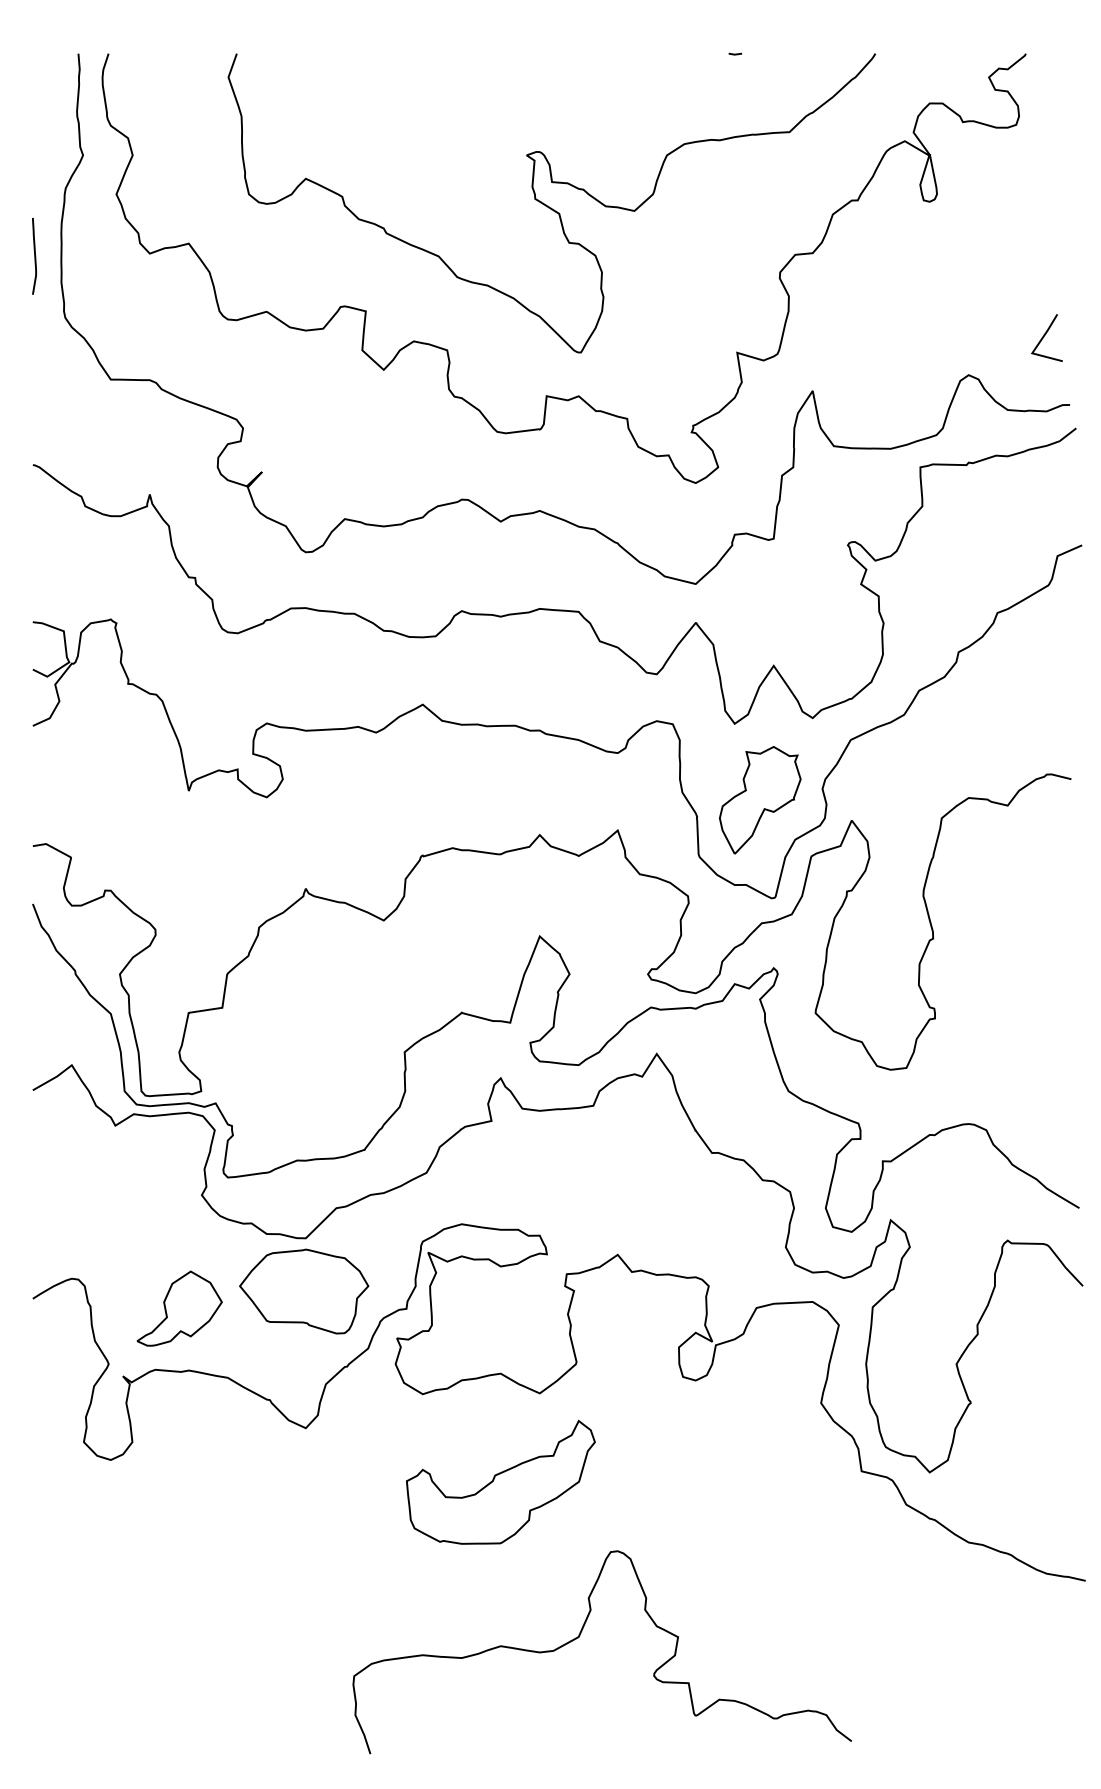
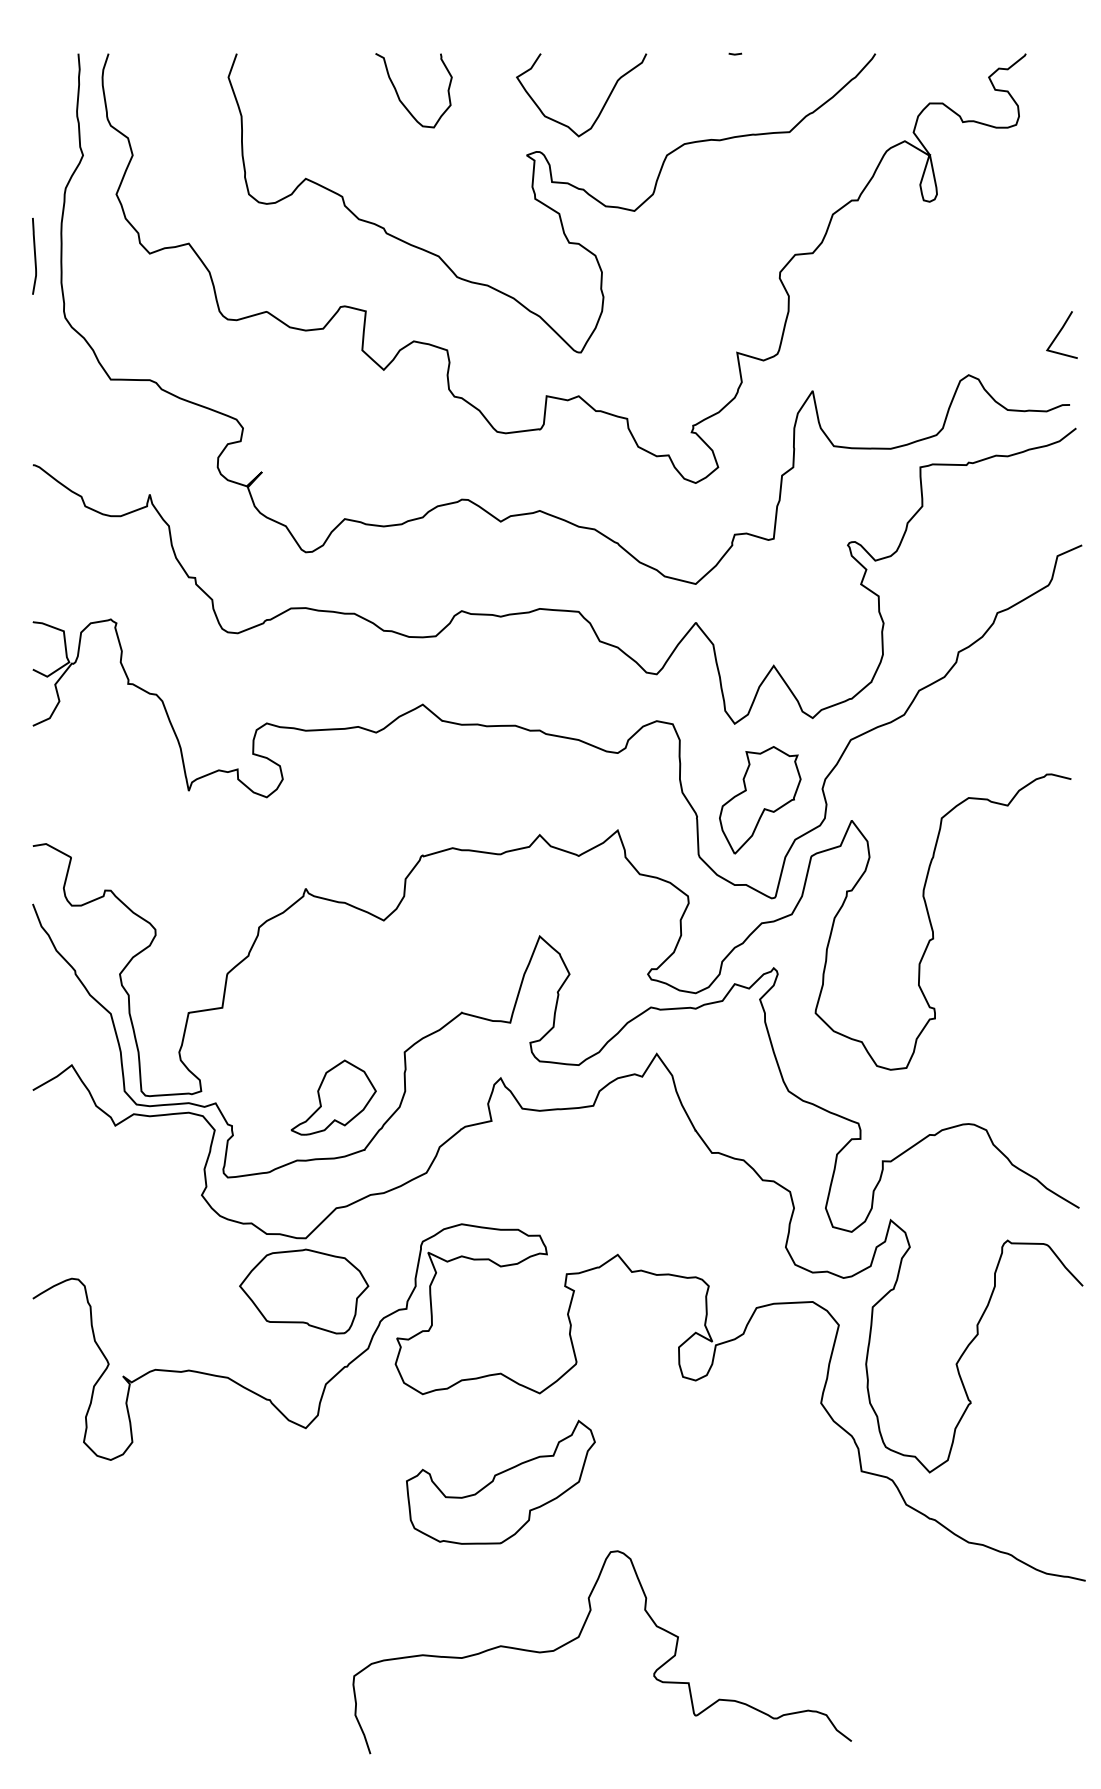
curve: none -> present (399, 96)
curve: none -> present (602, 106)
line position: (1044, 337) -> (1059, 334) (1059, 334)
part position: (179, 1308) -> (333, 1097) (333, 1097)
